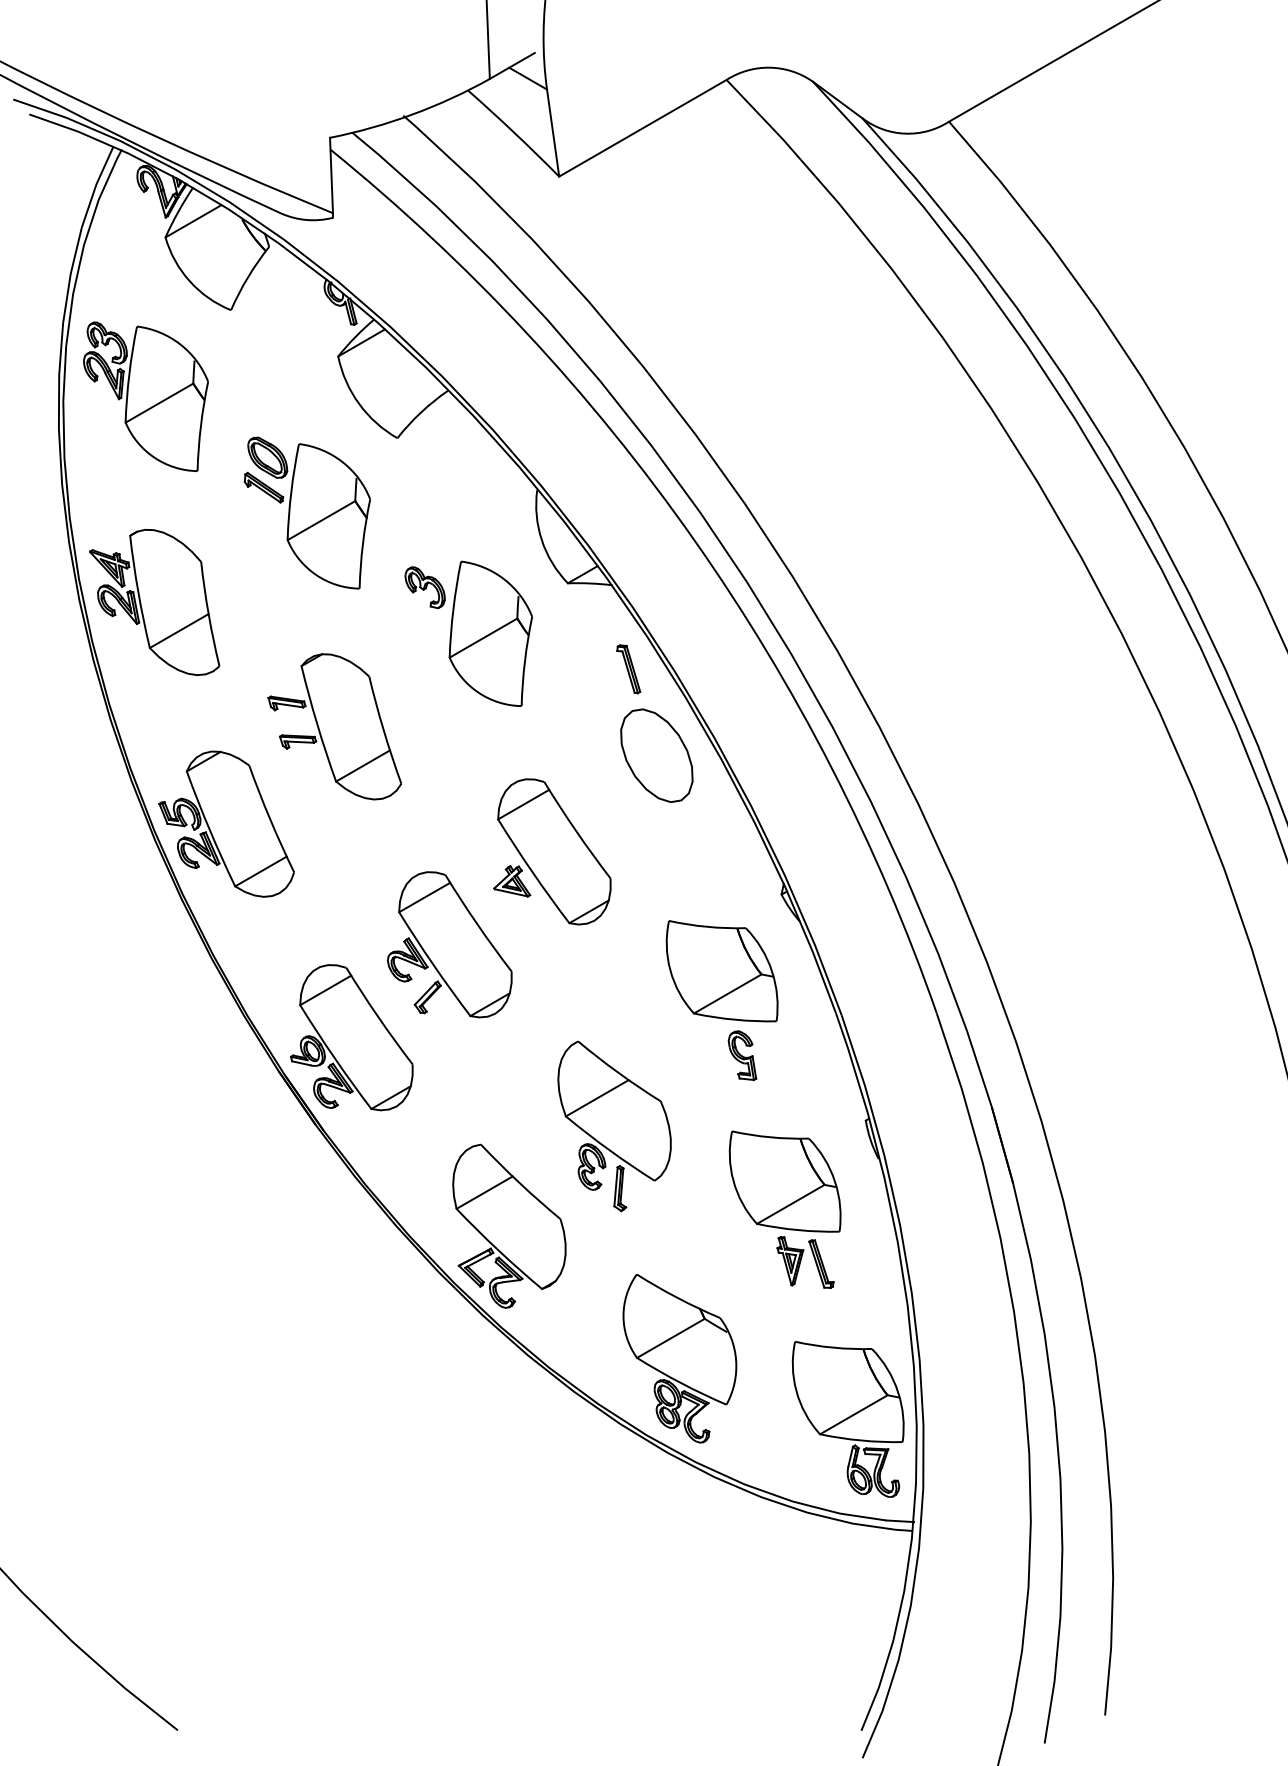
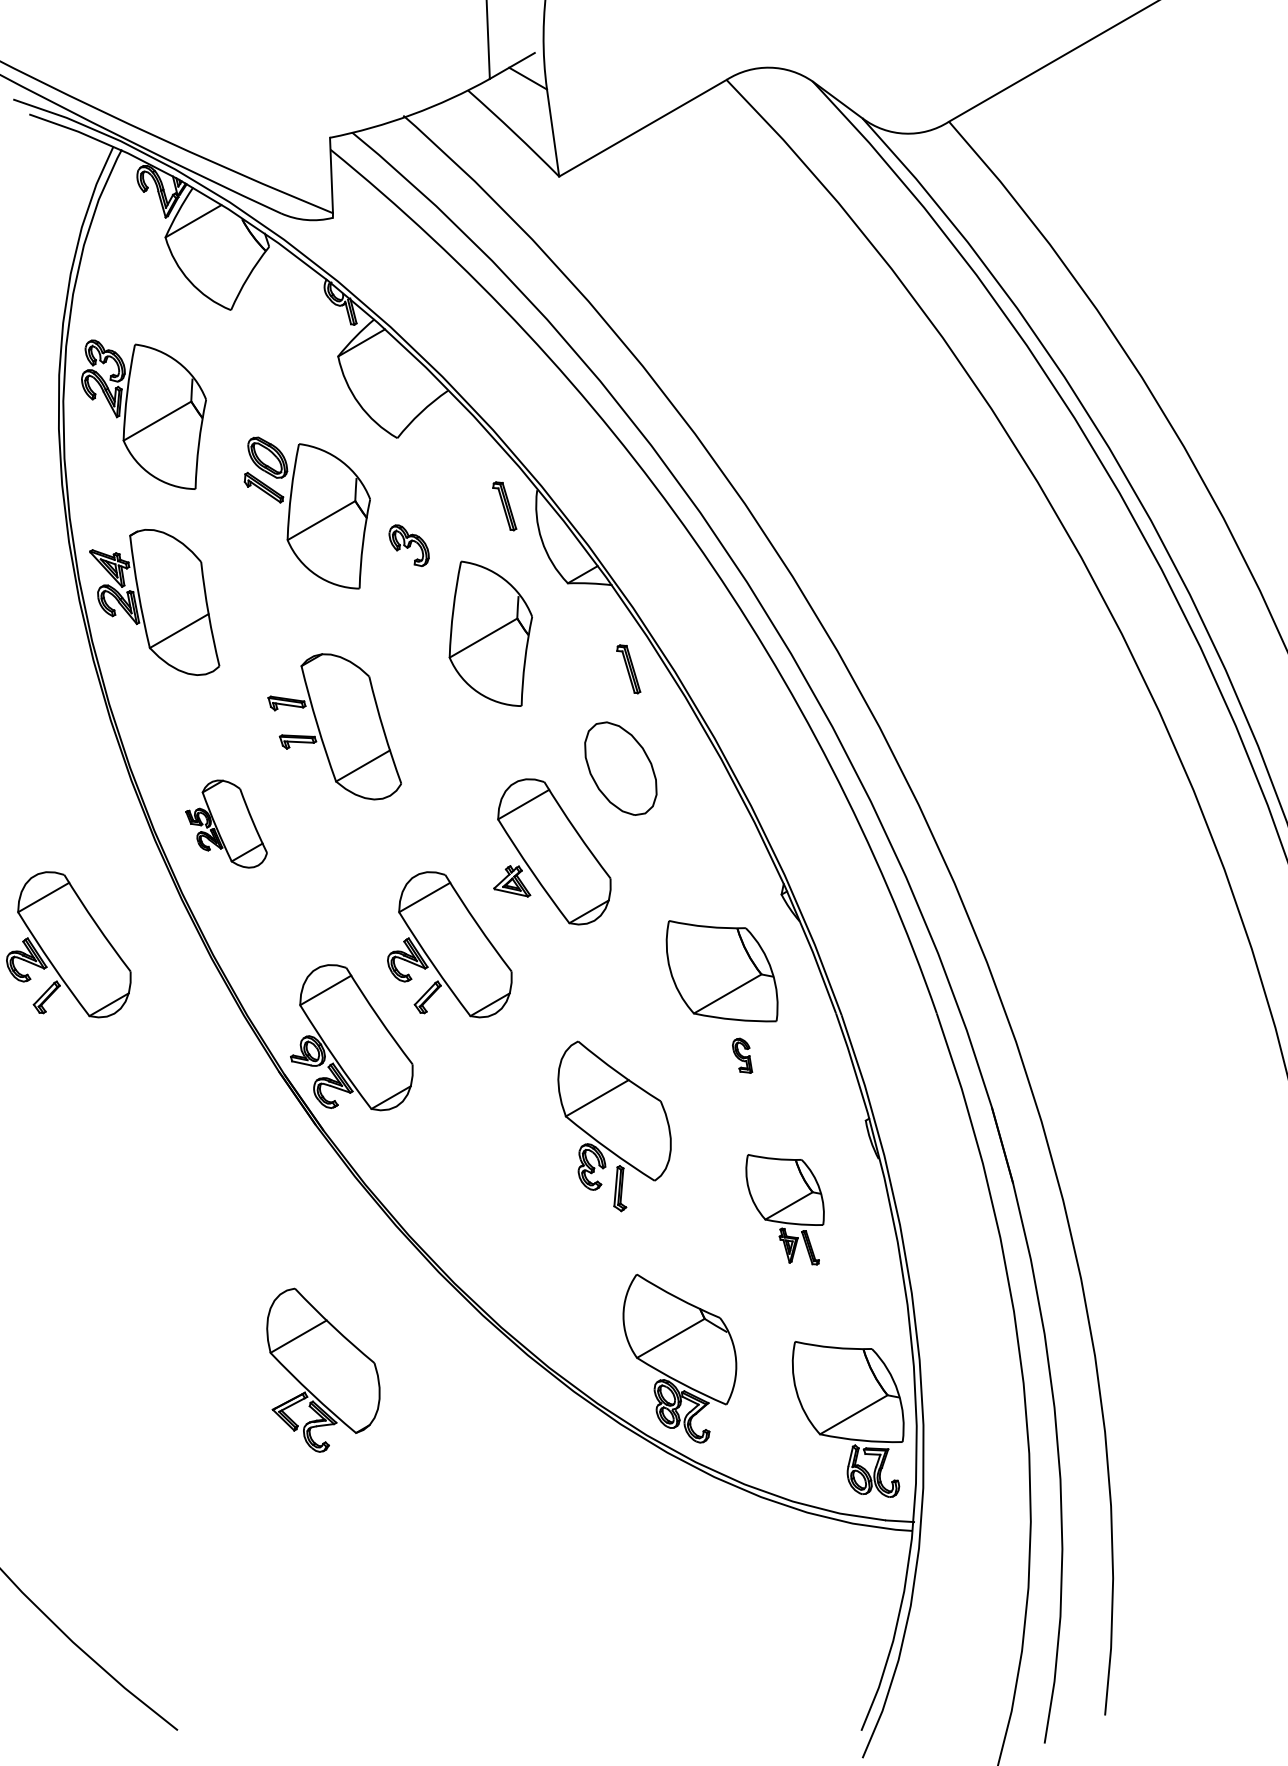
part position: (145, 396) -> (143, 414) (143, 414)
part: none -> present (504, 506)
part position: (424, 587) -> (408, 545) (408, 545)
part position: (656, 755) -> (620, 768) (620, 768)
part size: 137x148 px -> 83x90 px (226, 823)
part: none -> present (68, 944)
part size: 31x52 px -> 22x37 px (742, 1055)
part size: 114x159 px -> 80x112 px (784, 1209)
part position: (509, 1225) -> (323, 1369) (323, 1369)
